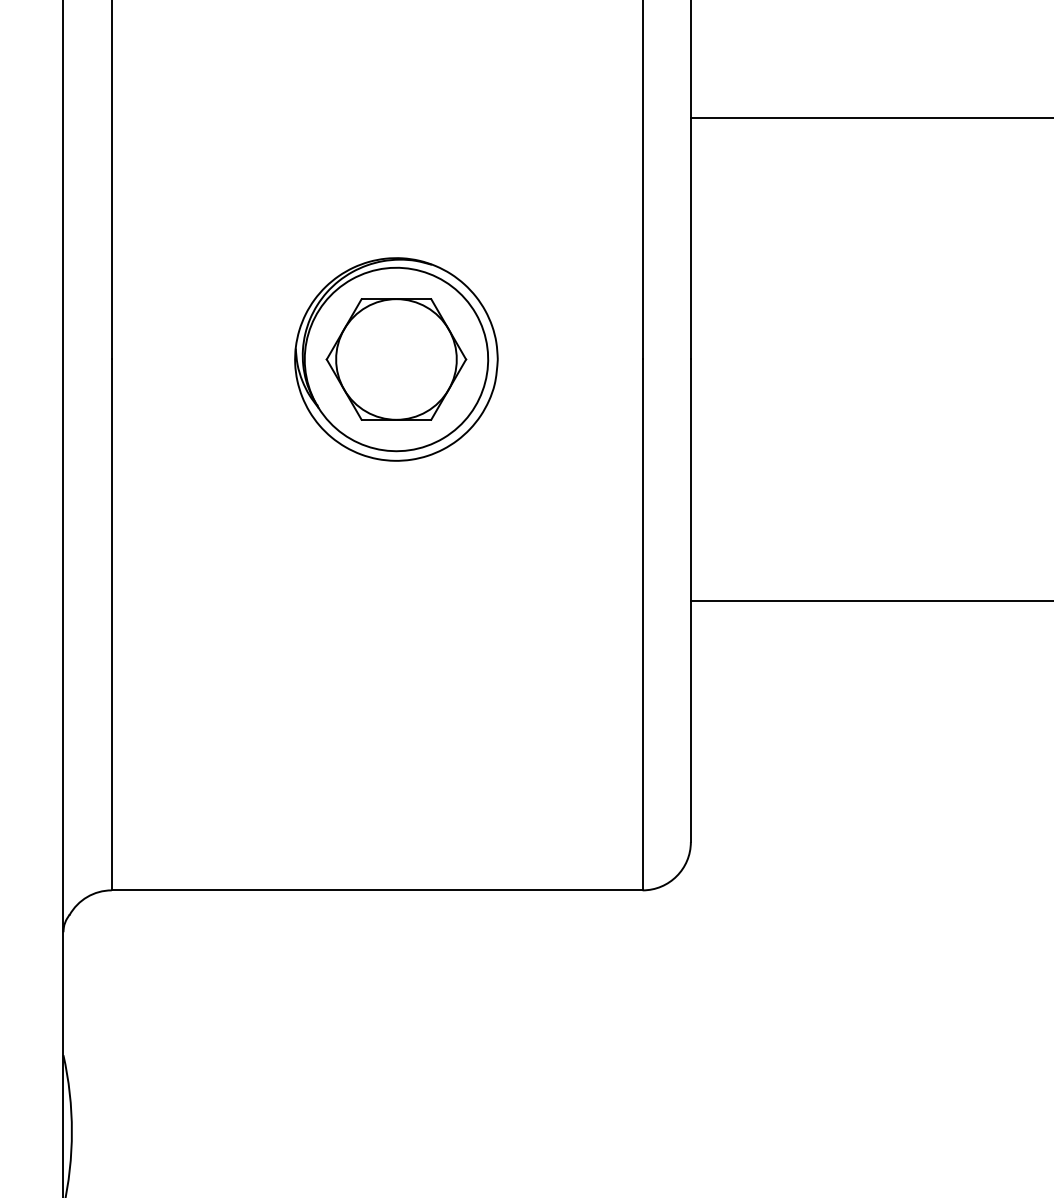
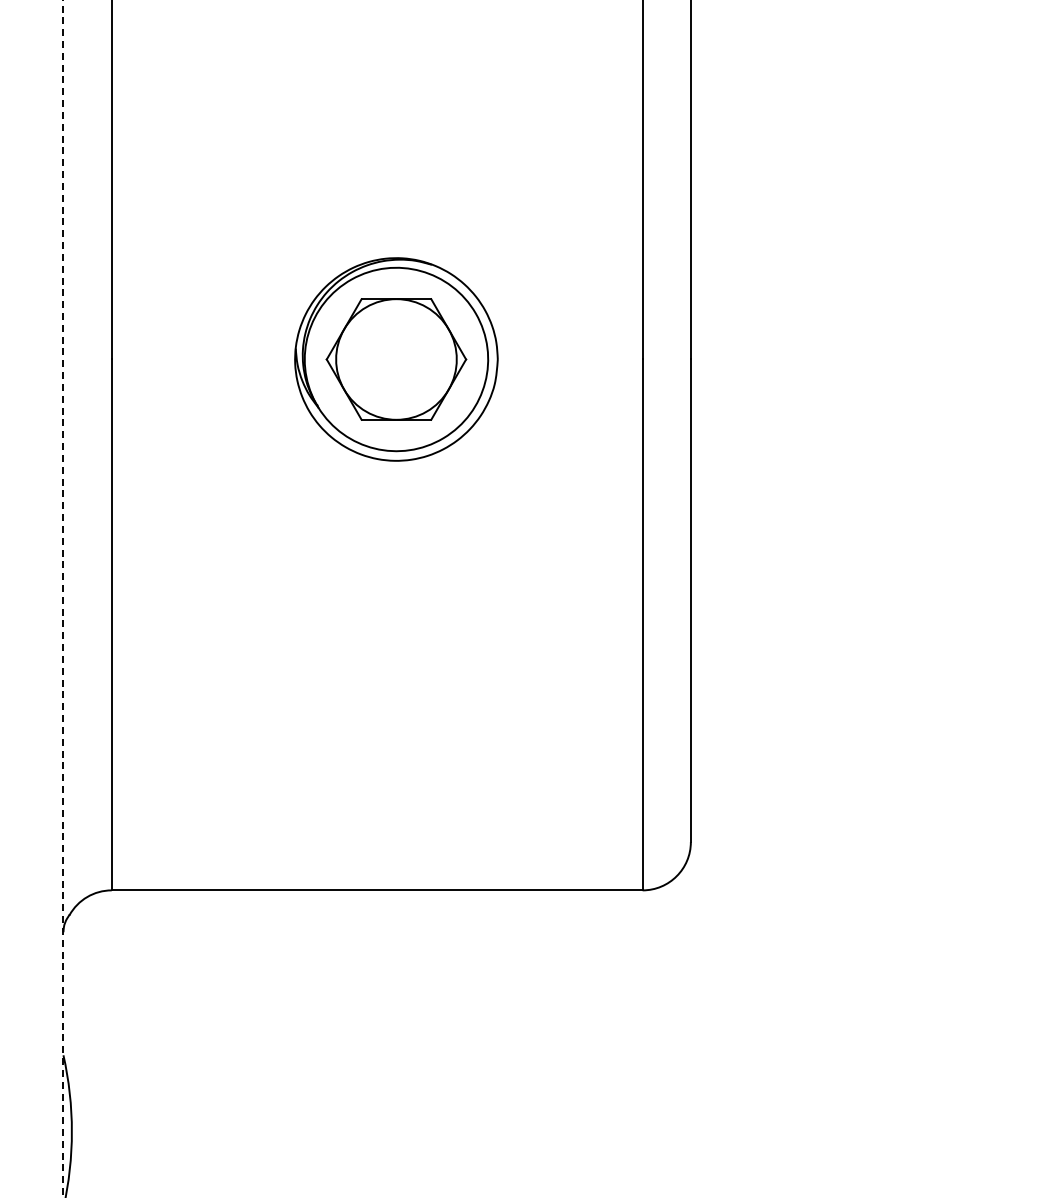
line: present -> none (870, 118)
line: solid -> dashed (63, 598)
line: present -> none (870, 600)
